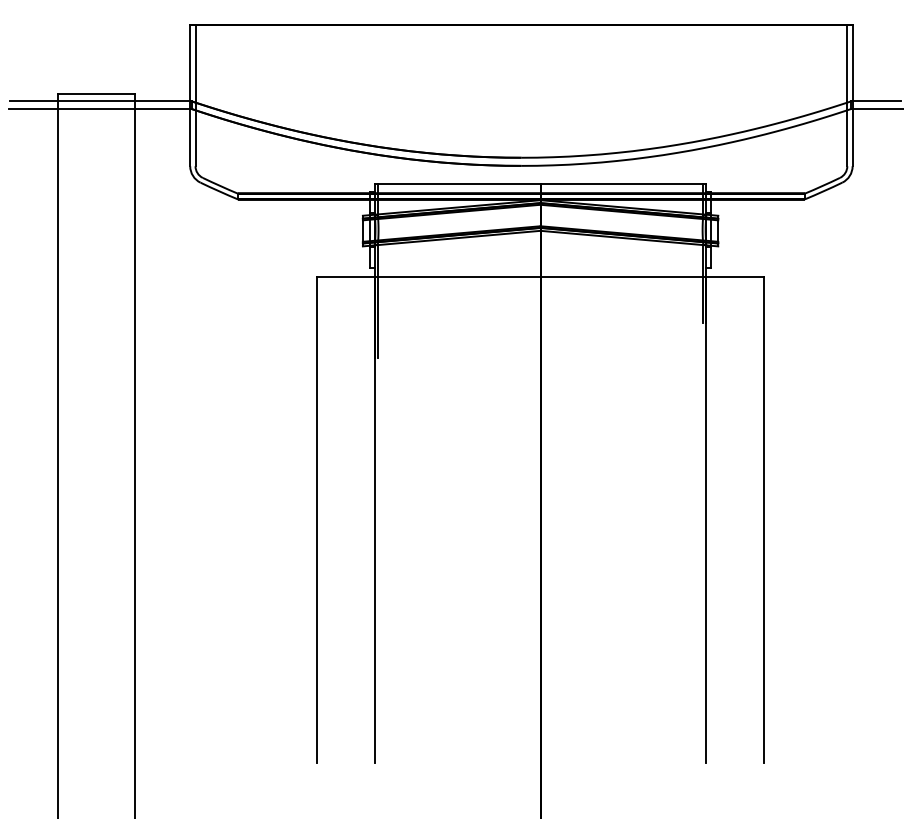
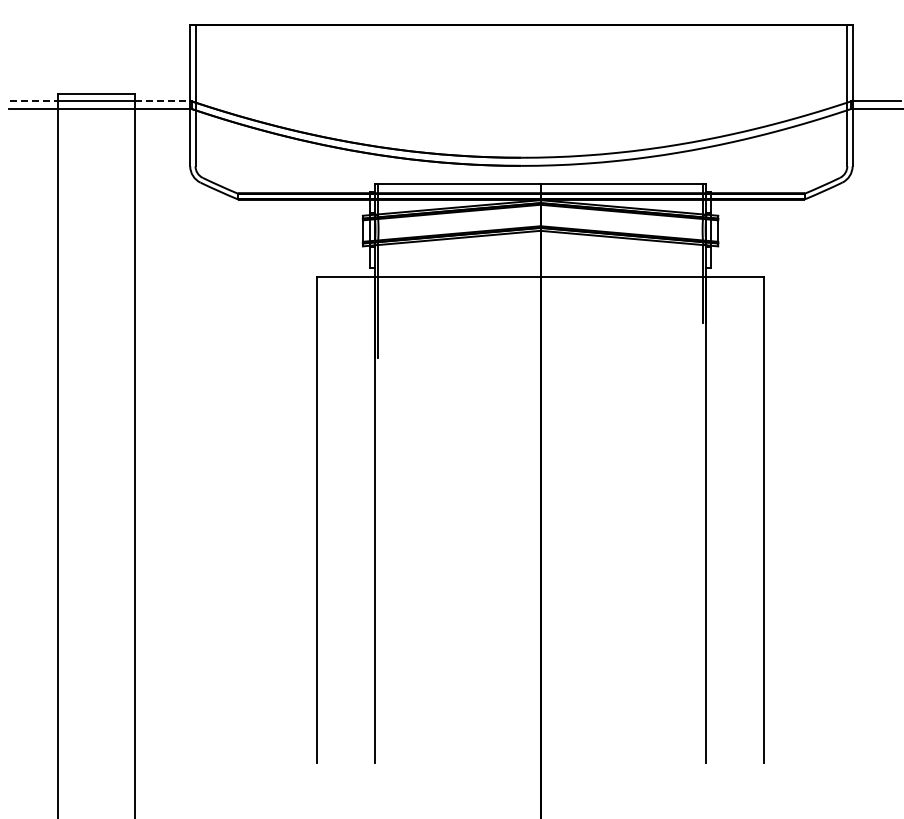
line: solid -> dashed (34, 101)
line: solid -> dashed (162, 101)
